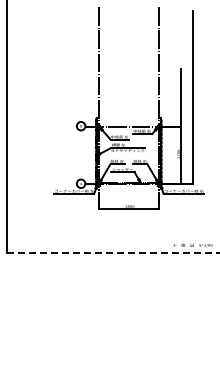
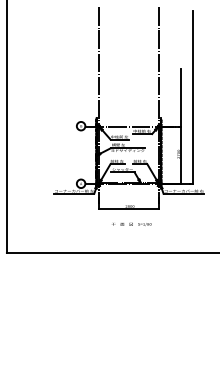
text position: (192, 244) -> (131, 223) (131, 223)
line: dashed -> solid (113, 252)
